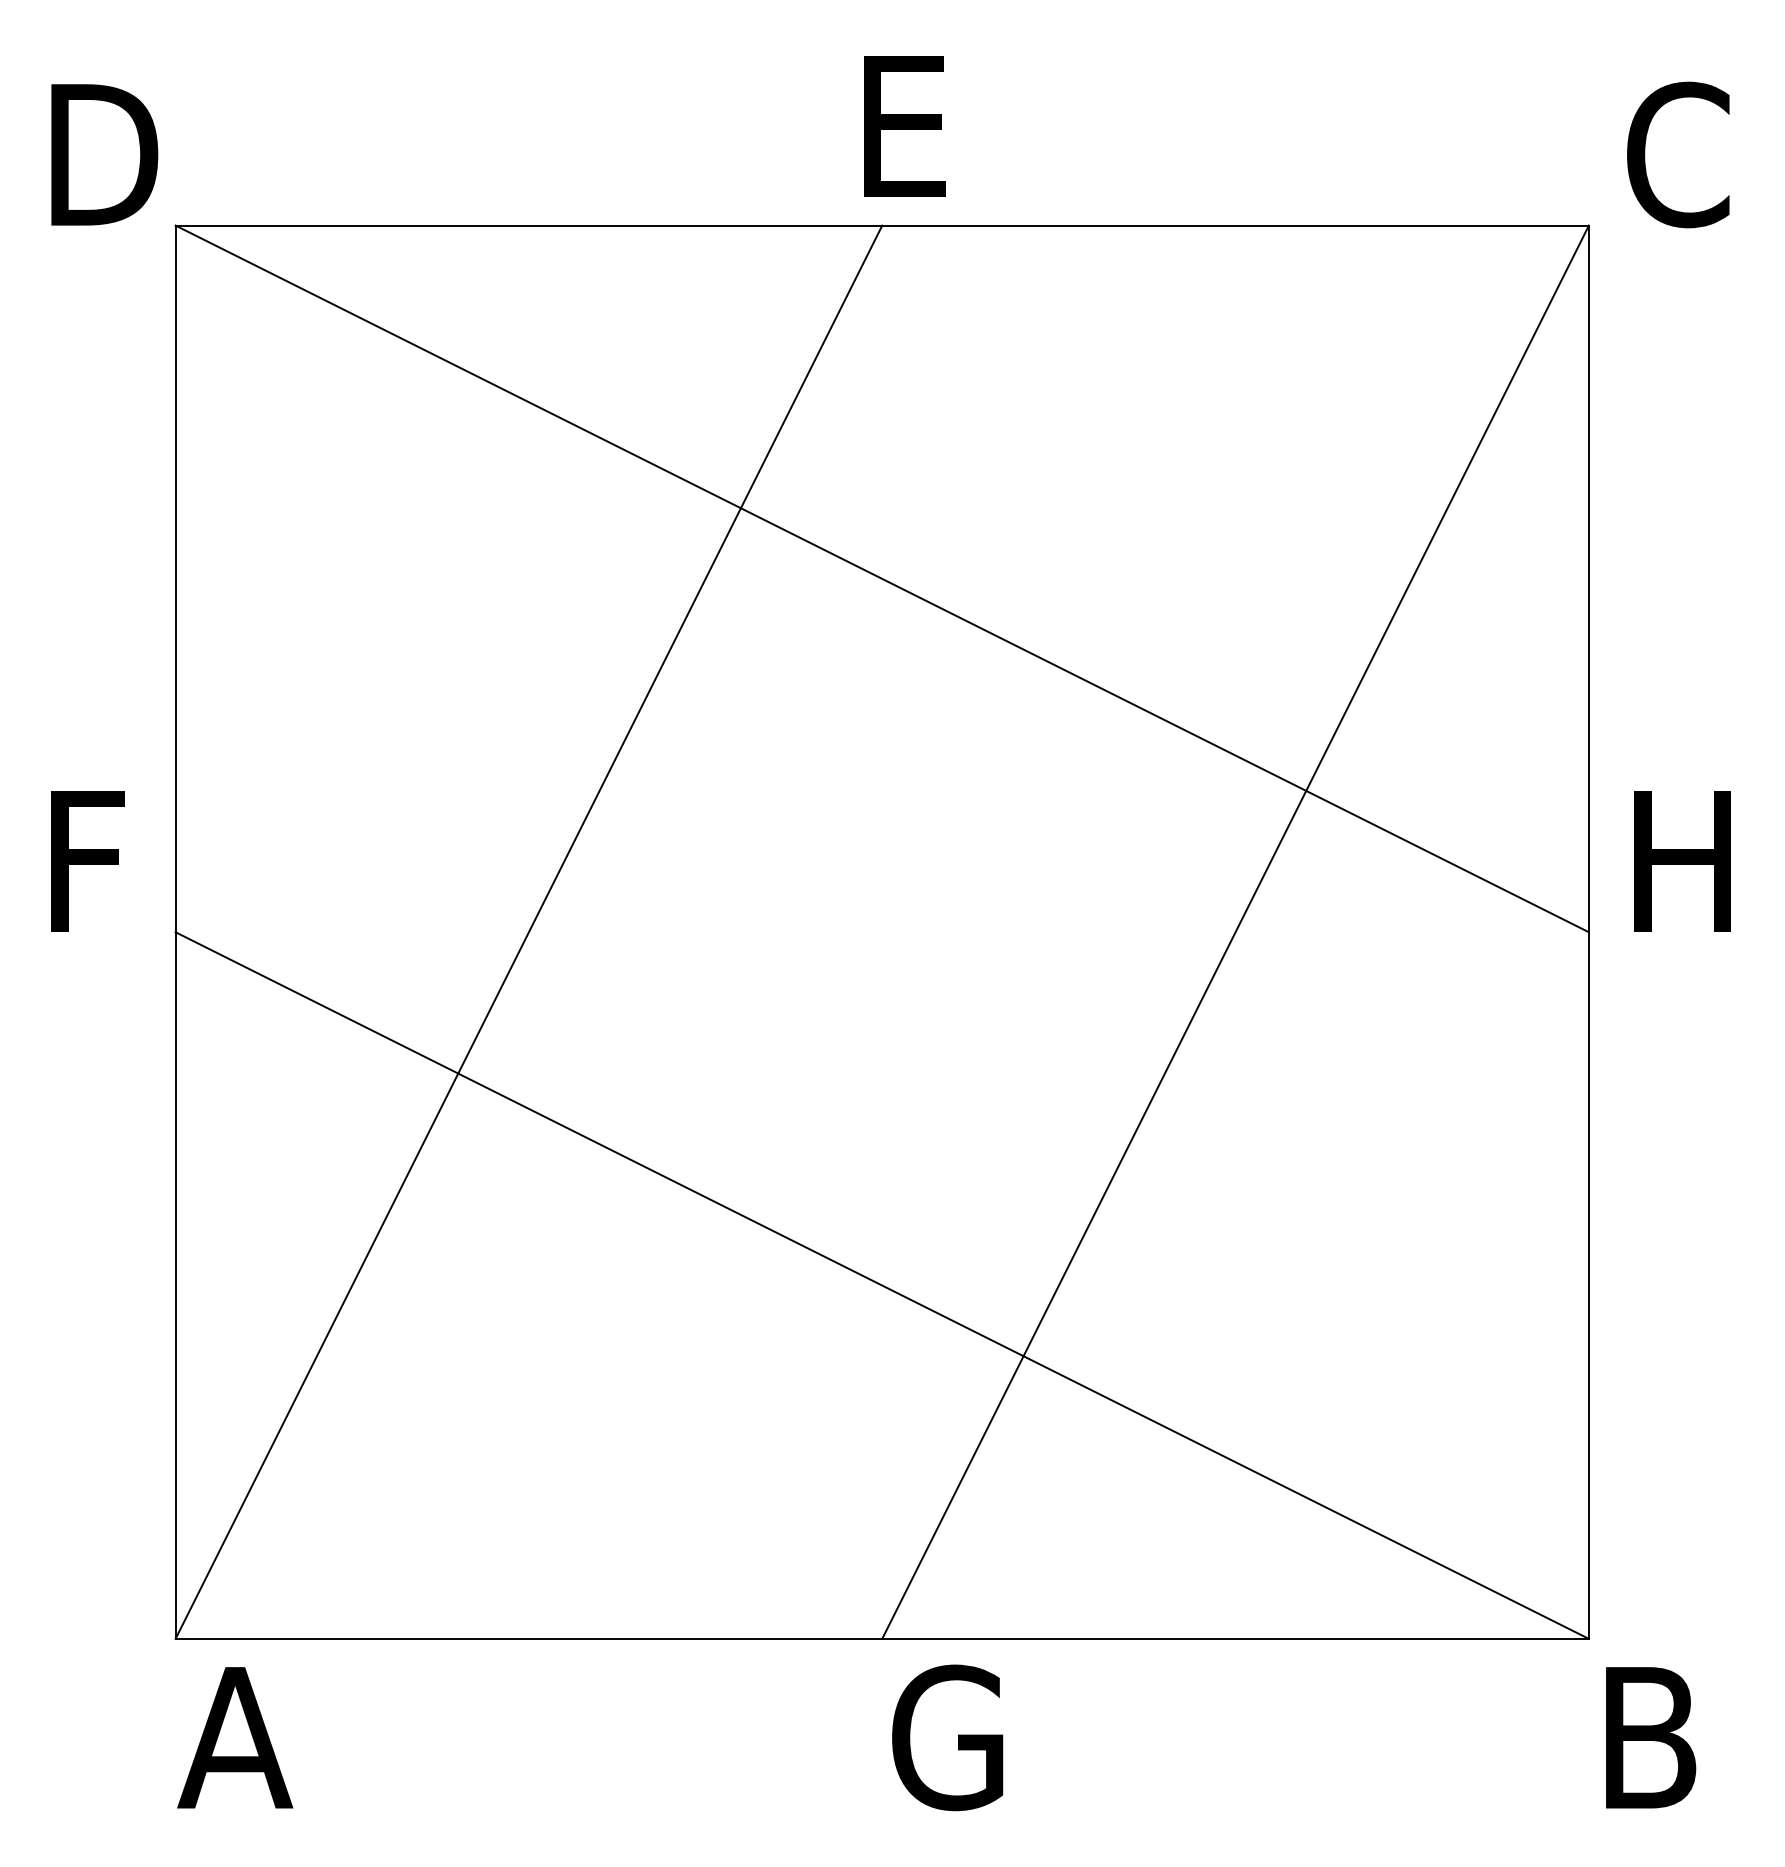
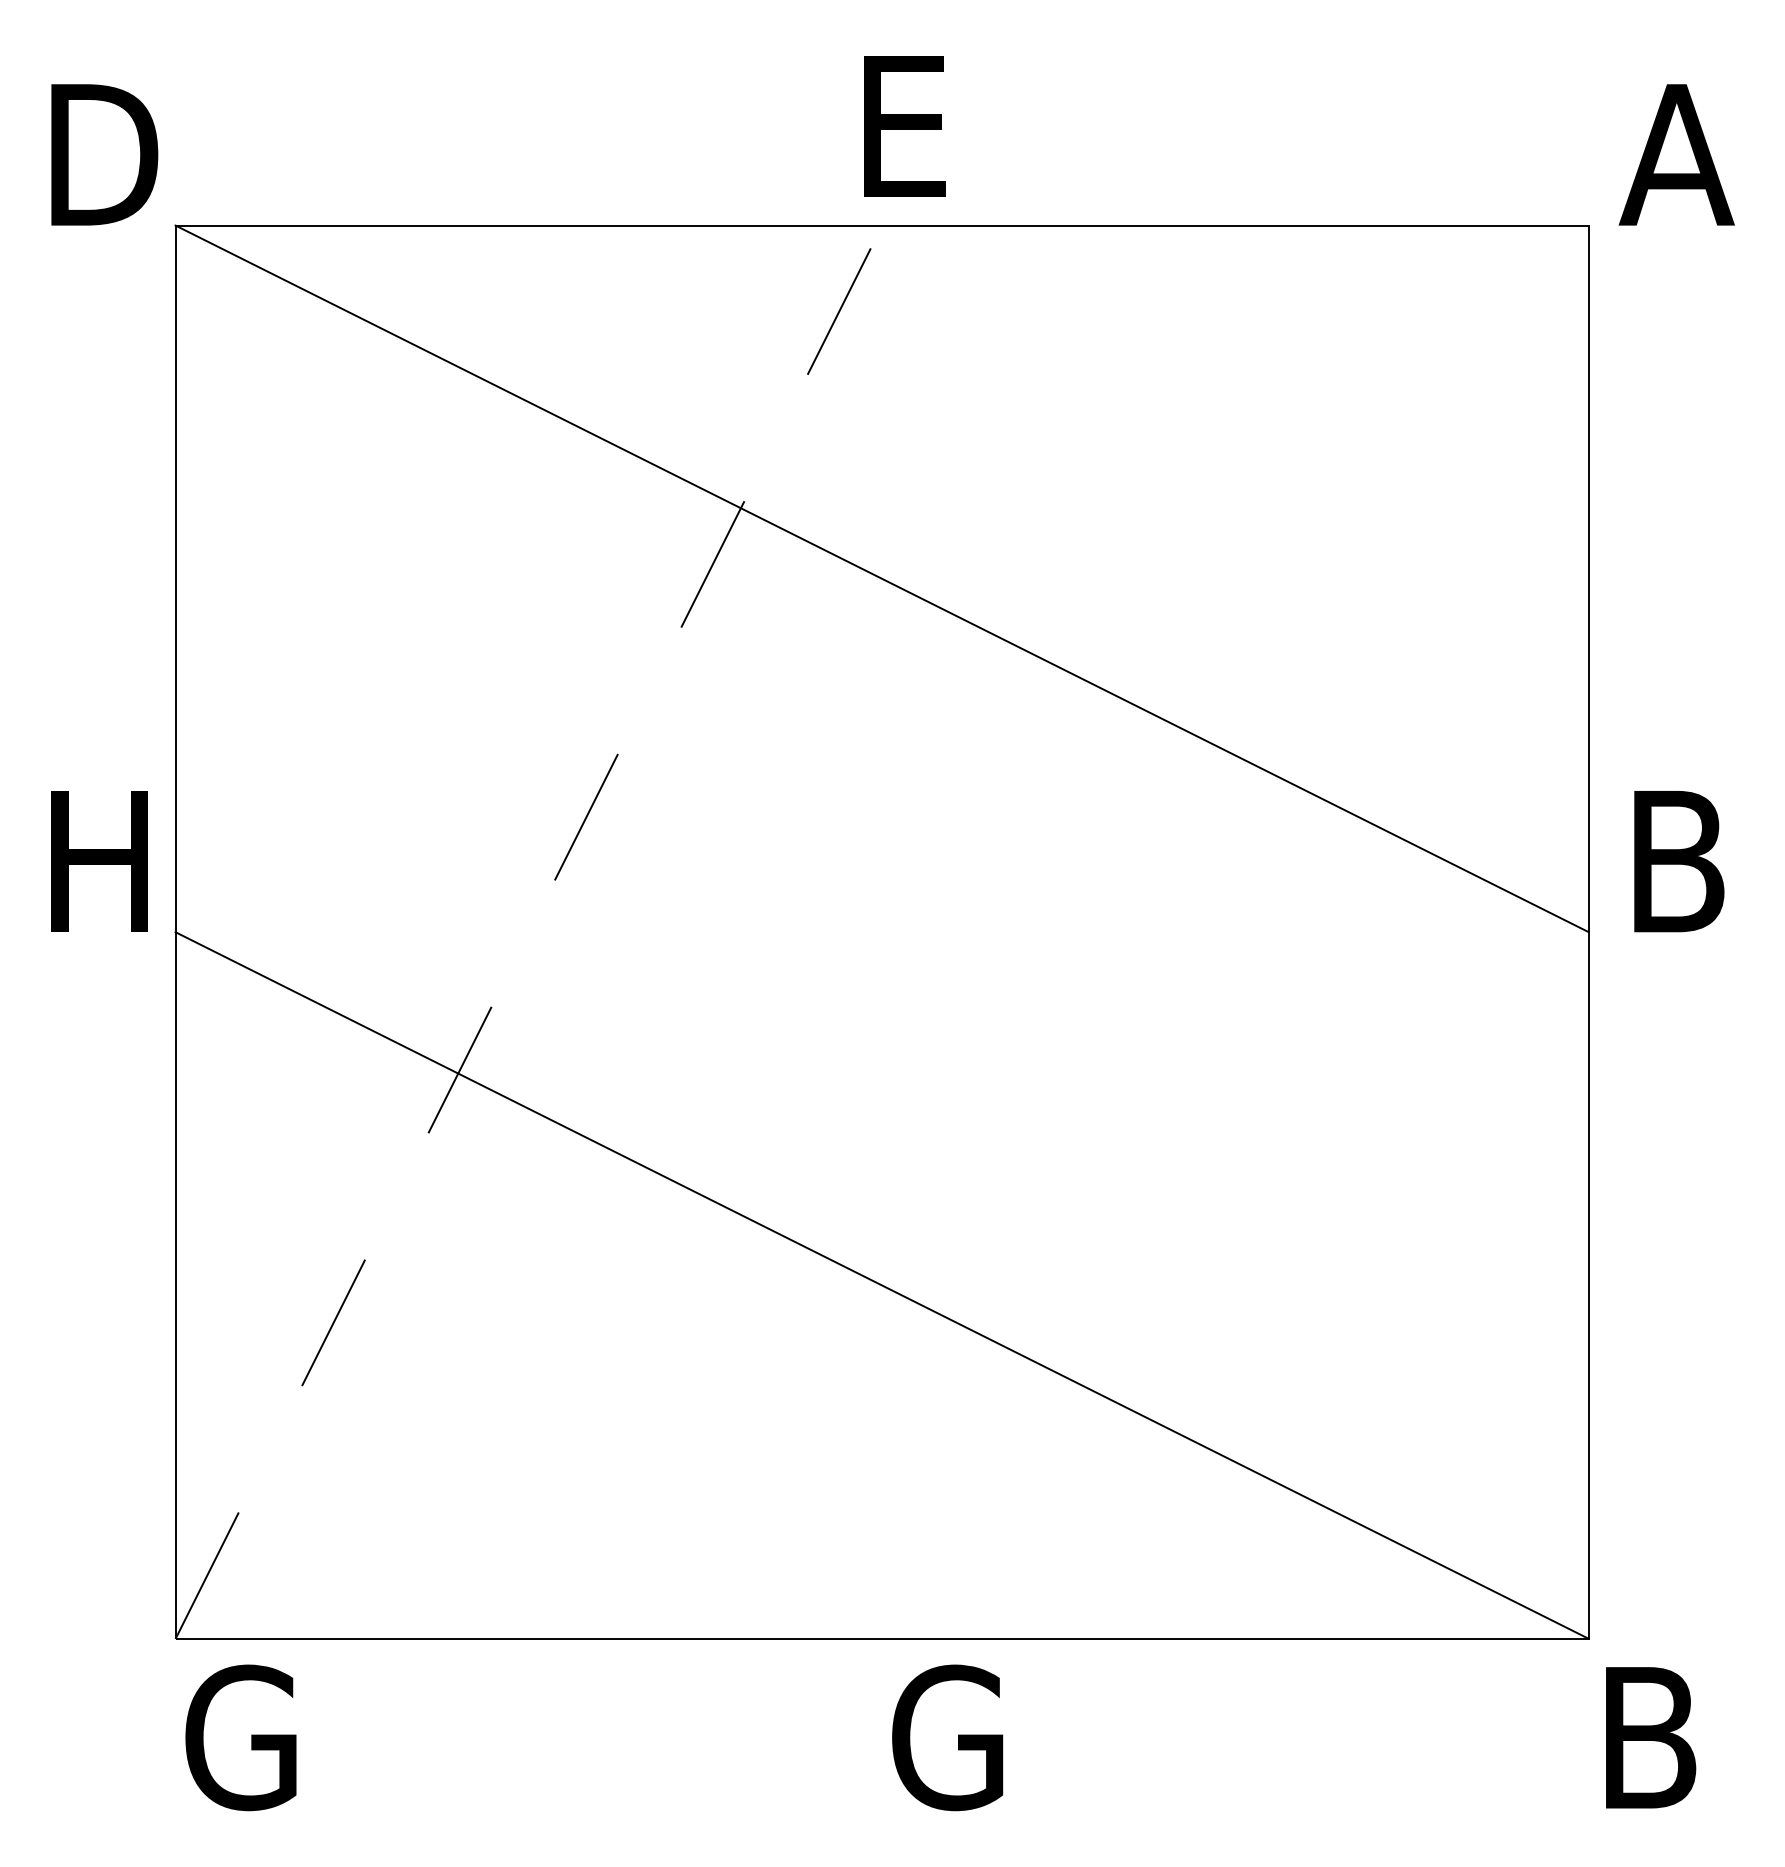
text: C -> A (1676, 154)
text: F -> H (108, 861)
text: H -> B (1682, 861)
line: solid -> dashed (529, 931)
line: present -> none (1235, 931)
text: A -> G (236, 1737)
